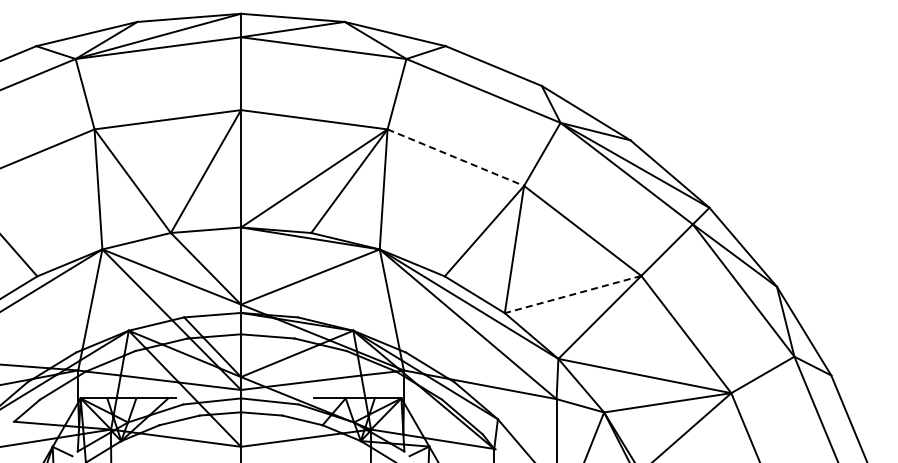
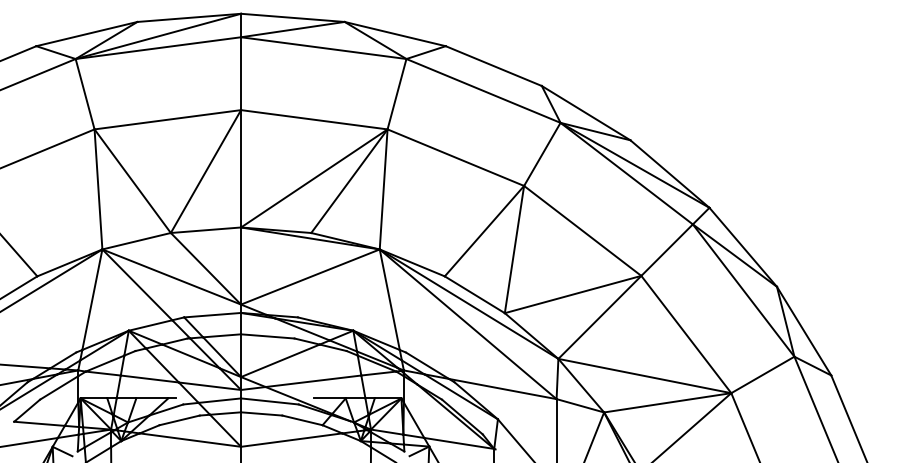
line: dashed -> solid (455, 157)
line: dashed -> solid (573, 294)
